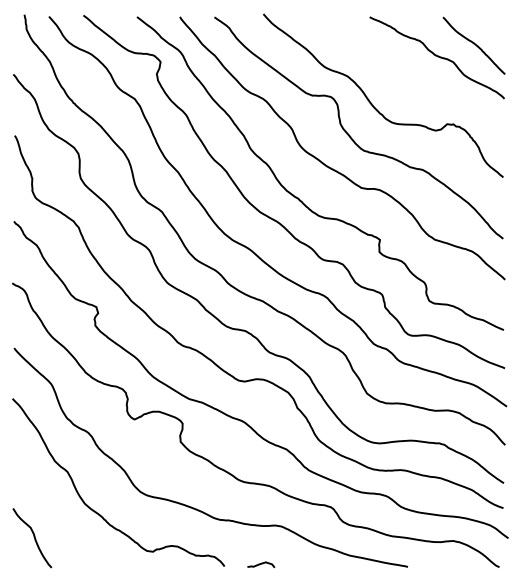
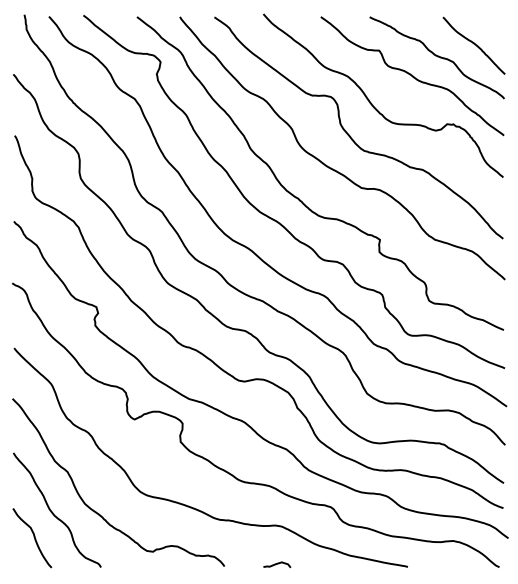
curve: none -> present (412, 76)
curve: none -> present (53, 512)
curve position: (261, 564) -> (277, 564) (277, 564)
